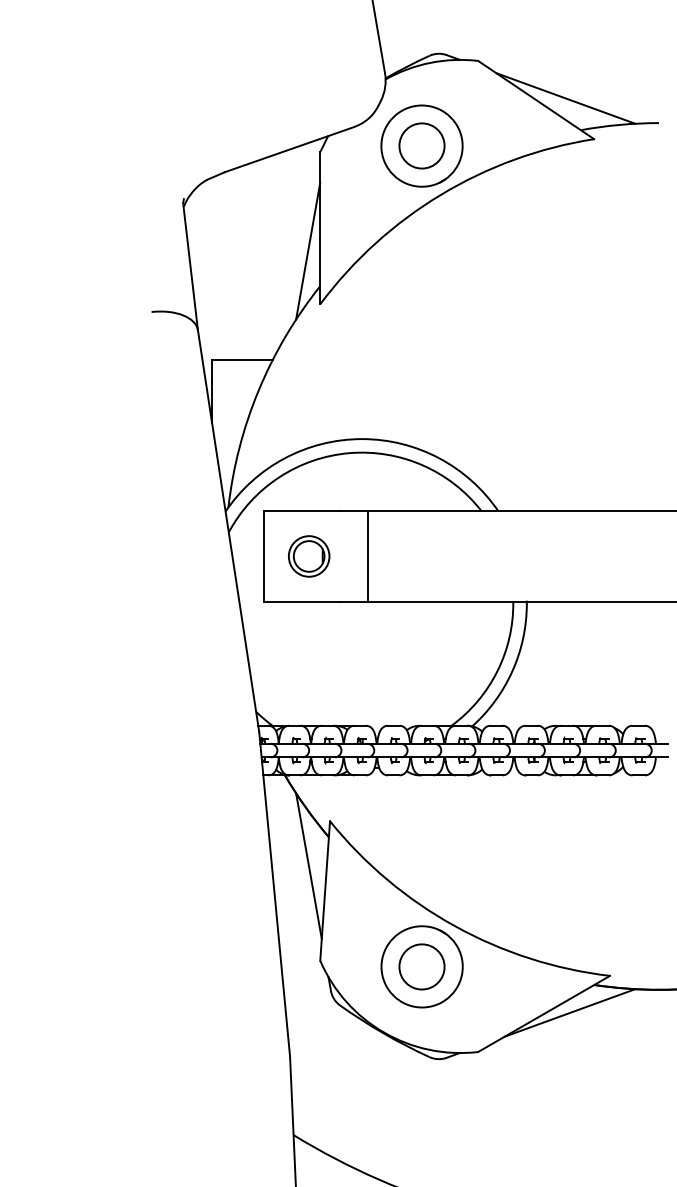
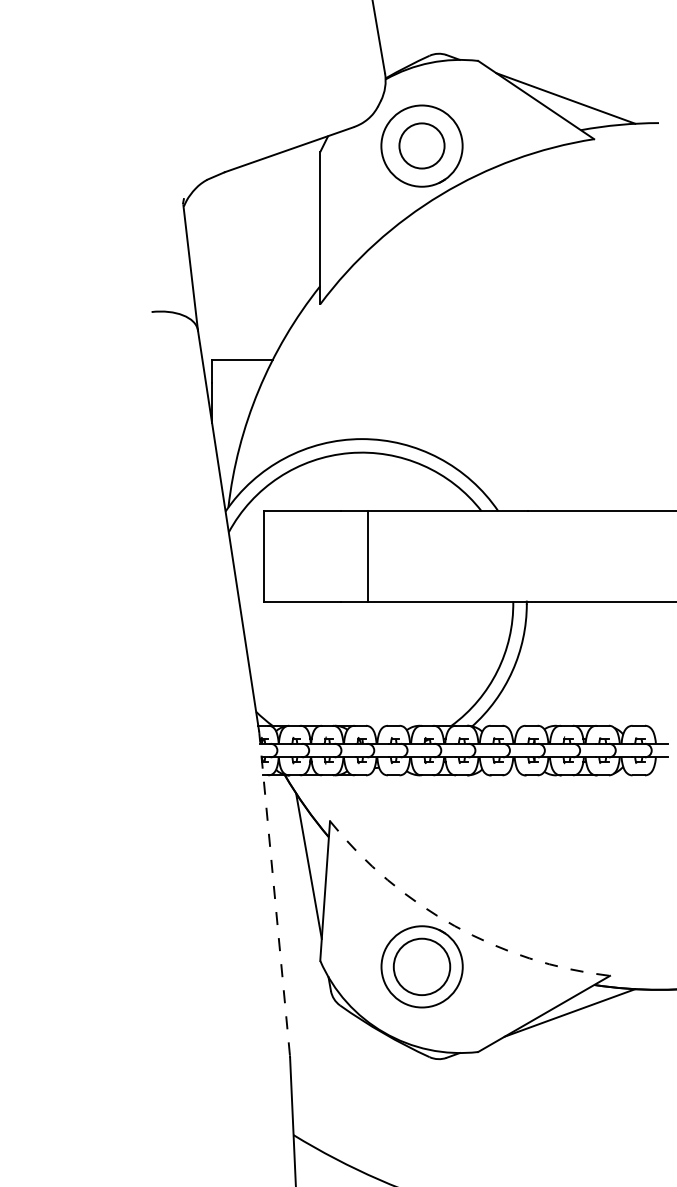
line: present -> none (308, 250)
part: present -> none (309, 556)
line: solid -> dashed (274, 894)
arc: solid -> dashed (454, 926)
circle diameter: 45 px -> 56 px (421, 966)
